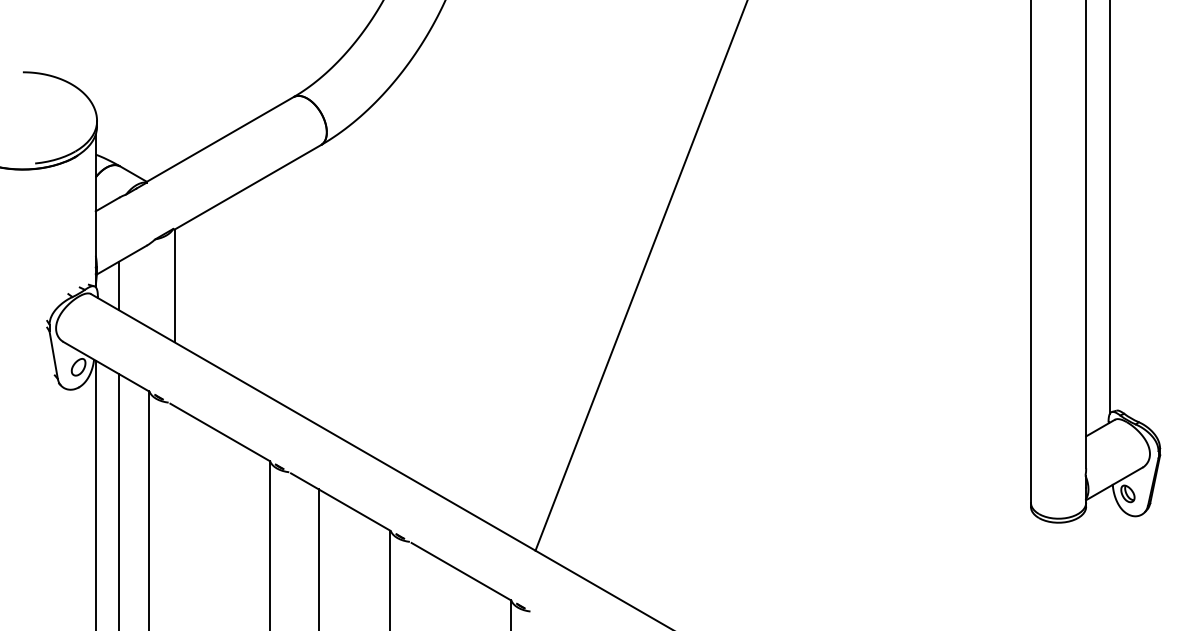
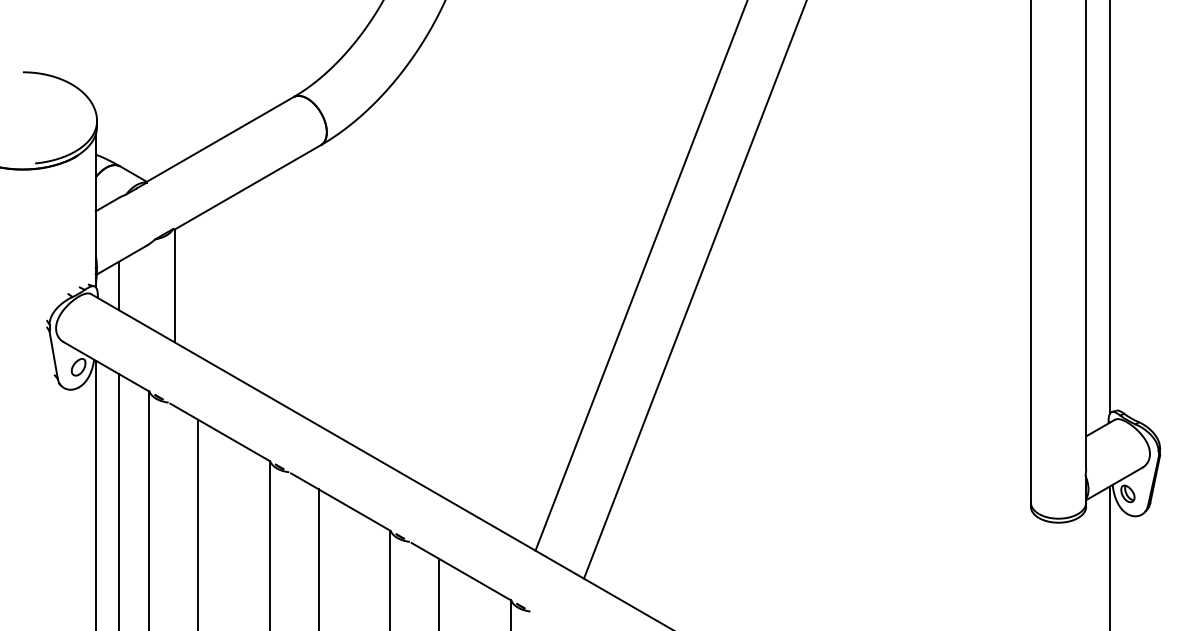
line: none -> present (694, 290)
line: none -> present (198, 523)
line: none -> present (1109, 556)
line: none -> present (439, 593)
